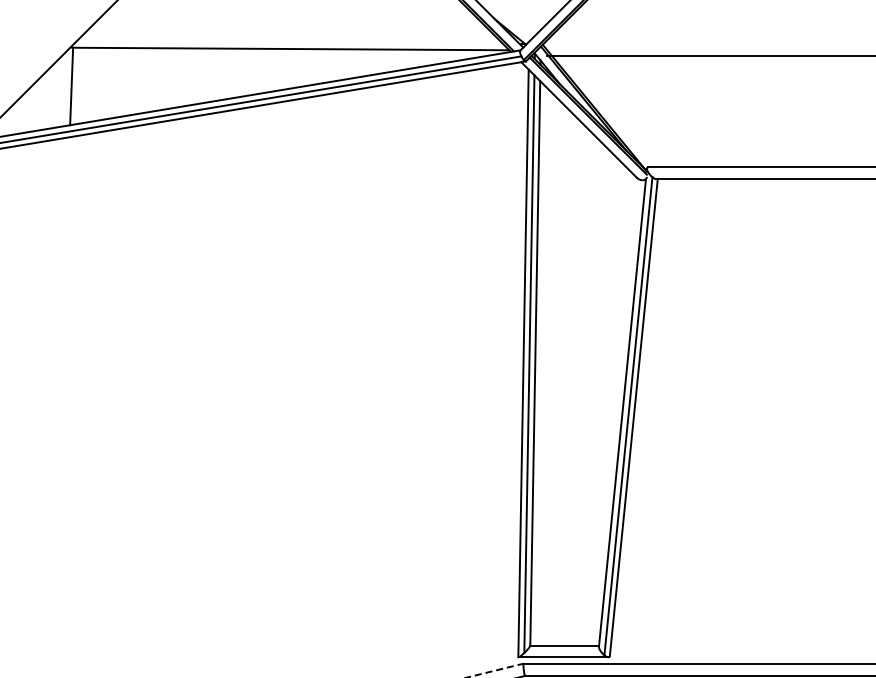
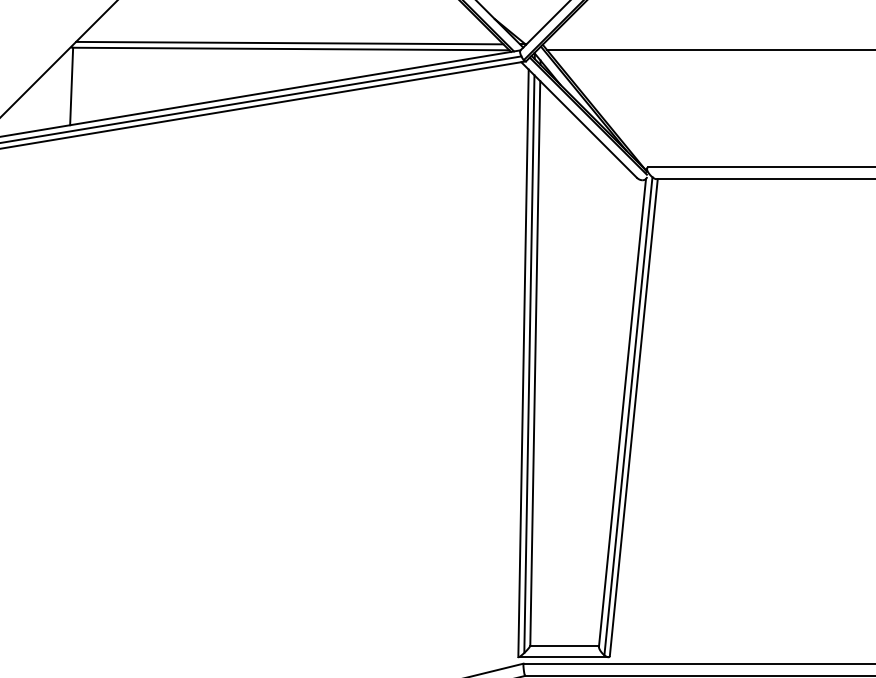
line: none -> present (289, 42)
line position: (709, 56) -> (709, 50) (709, 50)
line: dashed -> solid (494, 670)
